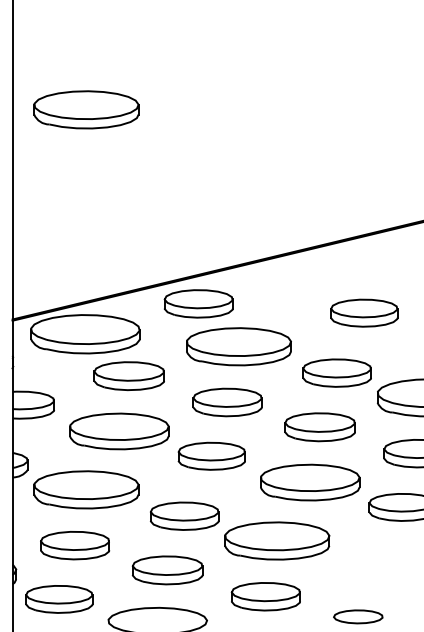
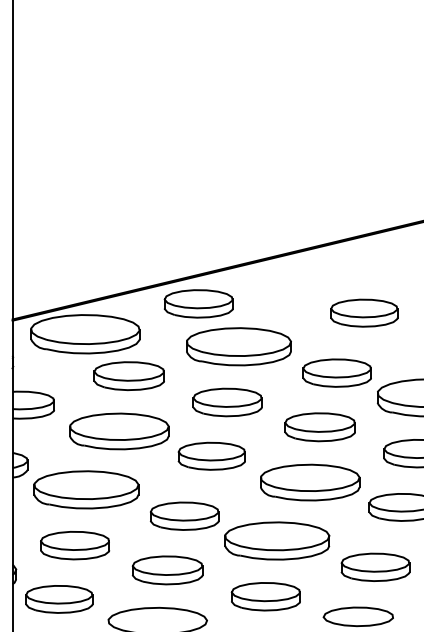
part: present -> none (86, 109)
part: none -> present (375, 566)
part size: 51x16 px -> 72x22 px (357, 616)
